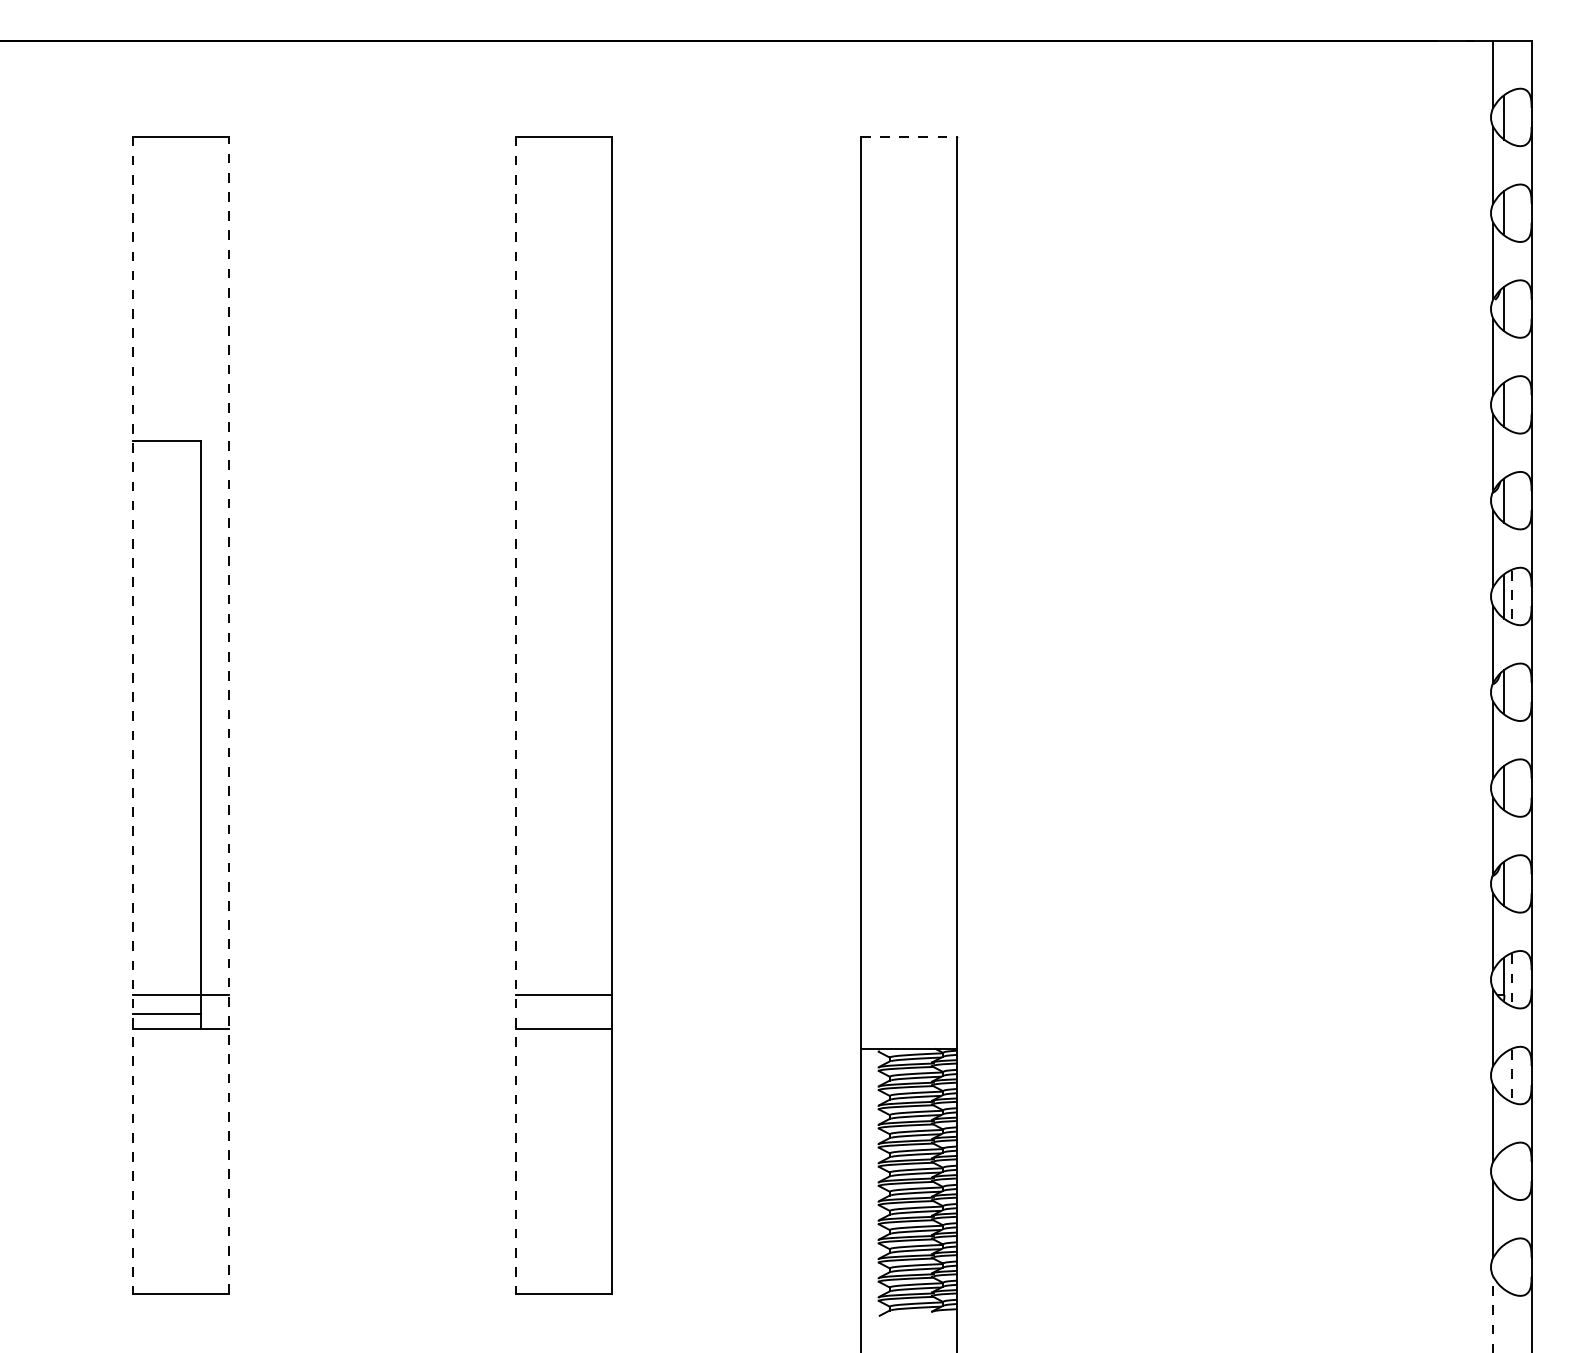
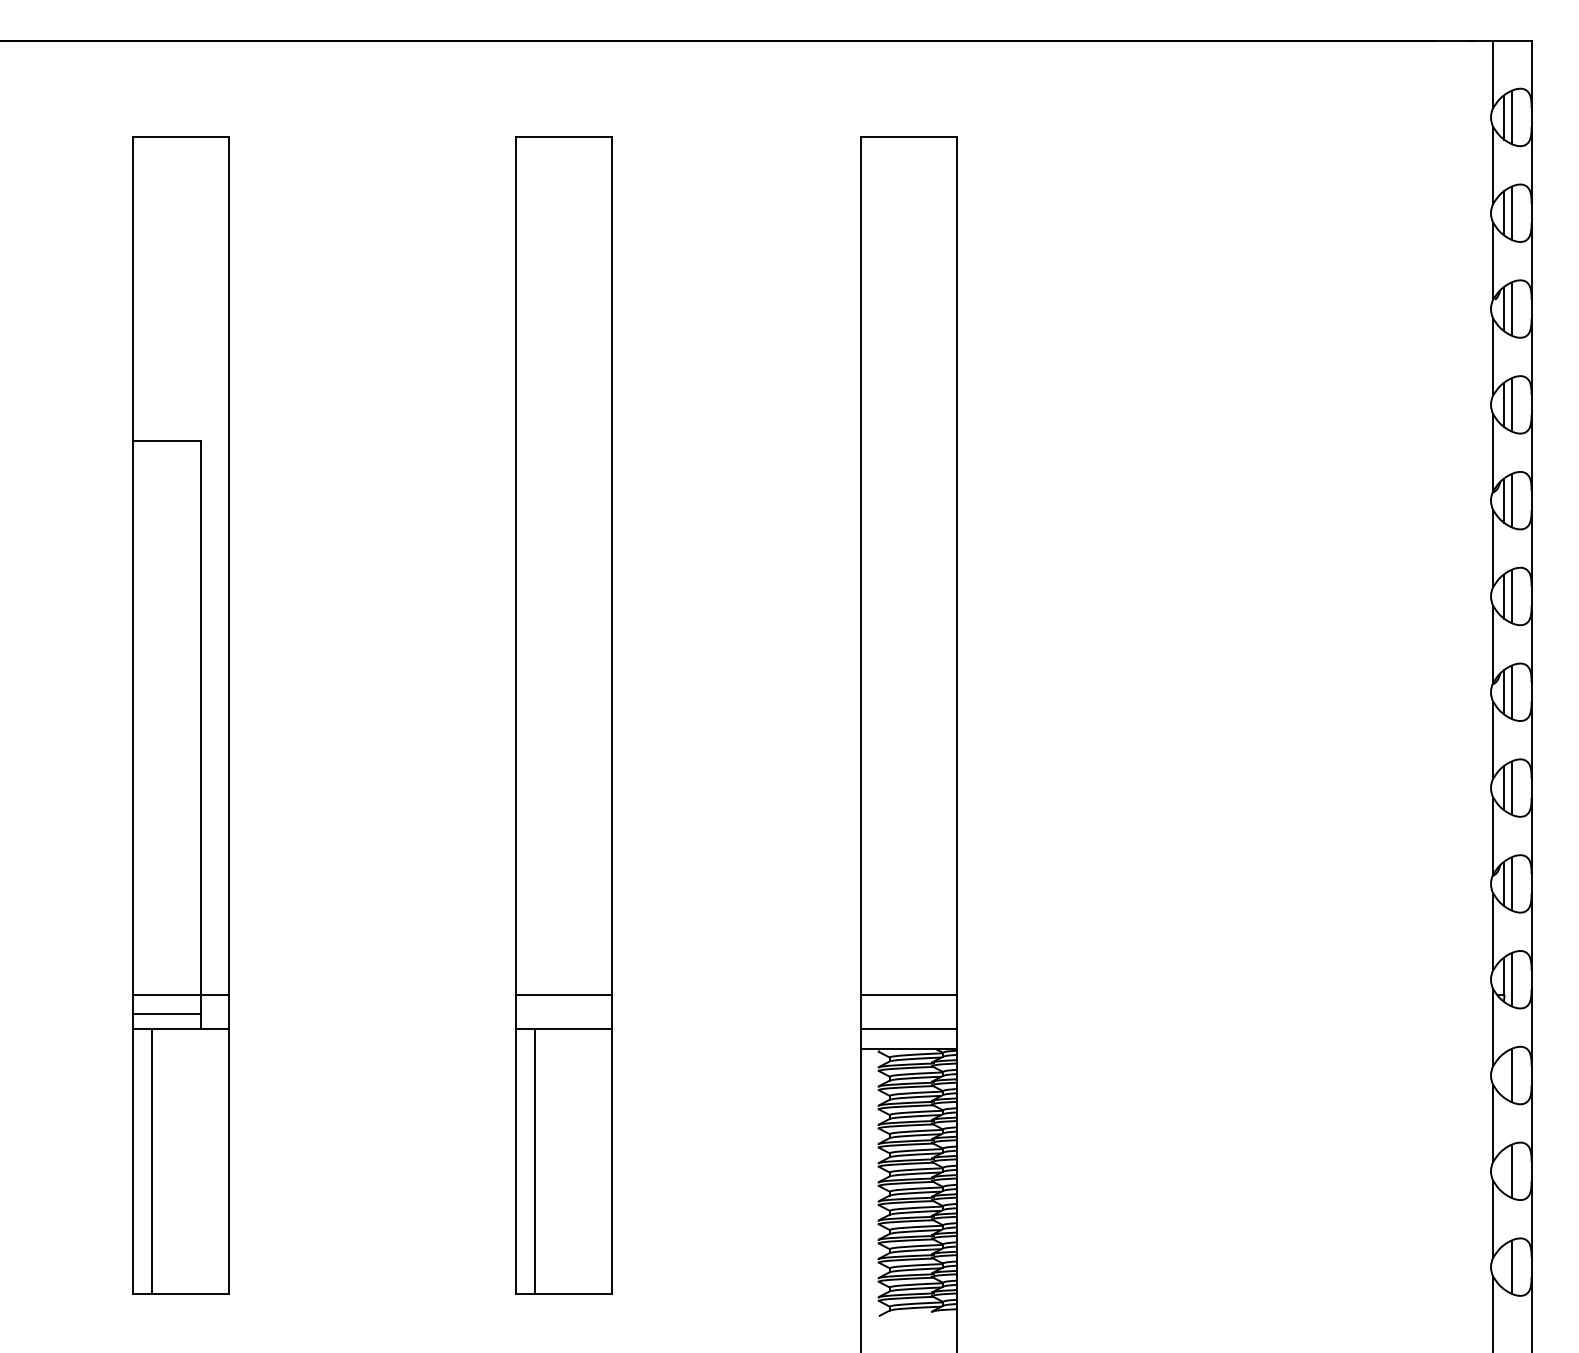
line: none -> present (1512, 117)
line: dashed -> solid (908, 136)
line: none -> present (1512, 212)
line: none -> present (1512, 308)
line: none -> present (1512, 404)
line: none -> present (1512, 500)
line: dashed -> solid (1512, 596)
line: none -> present (1512, 691)
line: dashed -> solid (132, 715)
line: dashed -> solid (228, 715)
line: dashed -> solid (516, 715)
line: none -> present (1512, 787)
line: none -> present (1512, 883)
line: dashed -> solid (1512, 980)
line: none -> present (908, 994)
line: none -> present (908, 1029)
line: dashed -> solid (1512, 1076)
line: none -> present (151, 1161)
line: none -> present (535, 1161)
line: none -> present (1512, 1170)
line: none -> present (1512, 1266)
line: dashed -> solid (1493, 1314)
